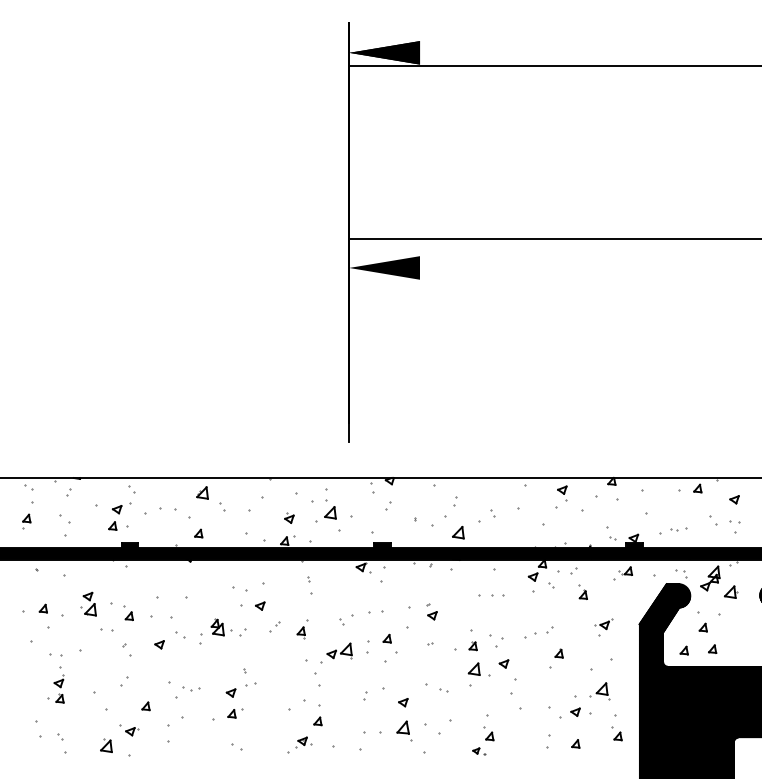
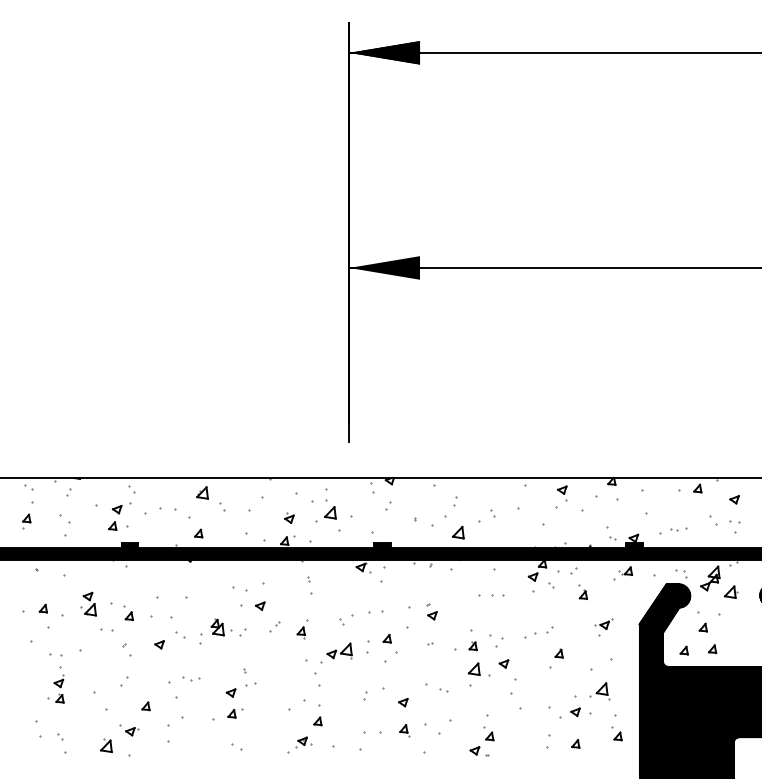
line position: (553, 65) -> (553, 52) (553, 52)
line position: (553, 238) -> (553, 267) (553, 267)
part position: (191, 688) -> (191, 678) (191, 678)
part size: 17x22 px -> 12x14 px (404, 730)
part size: 15x9 px -> 21x11 px (479, 751)
